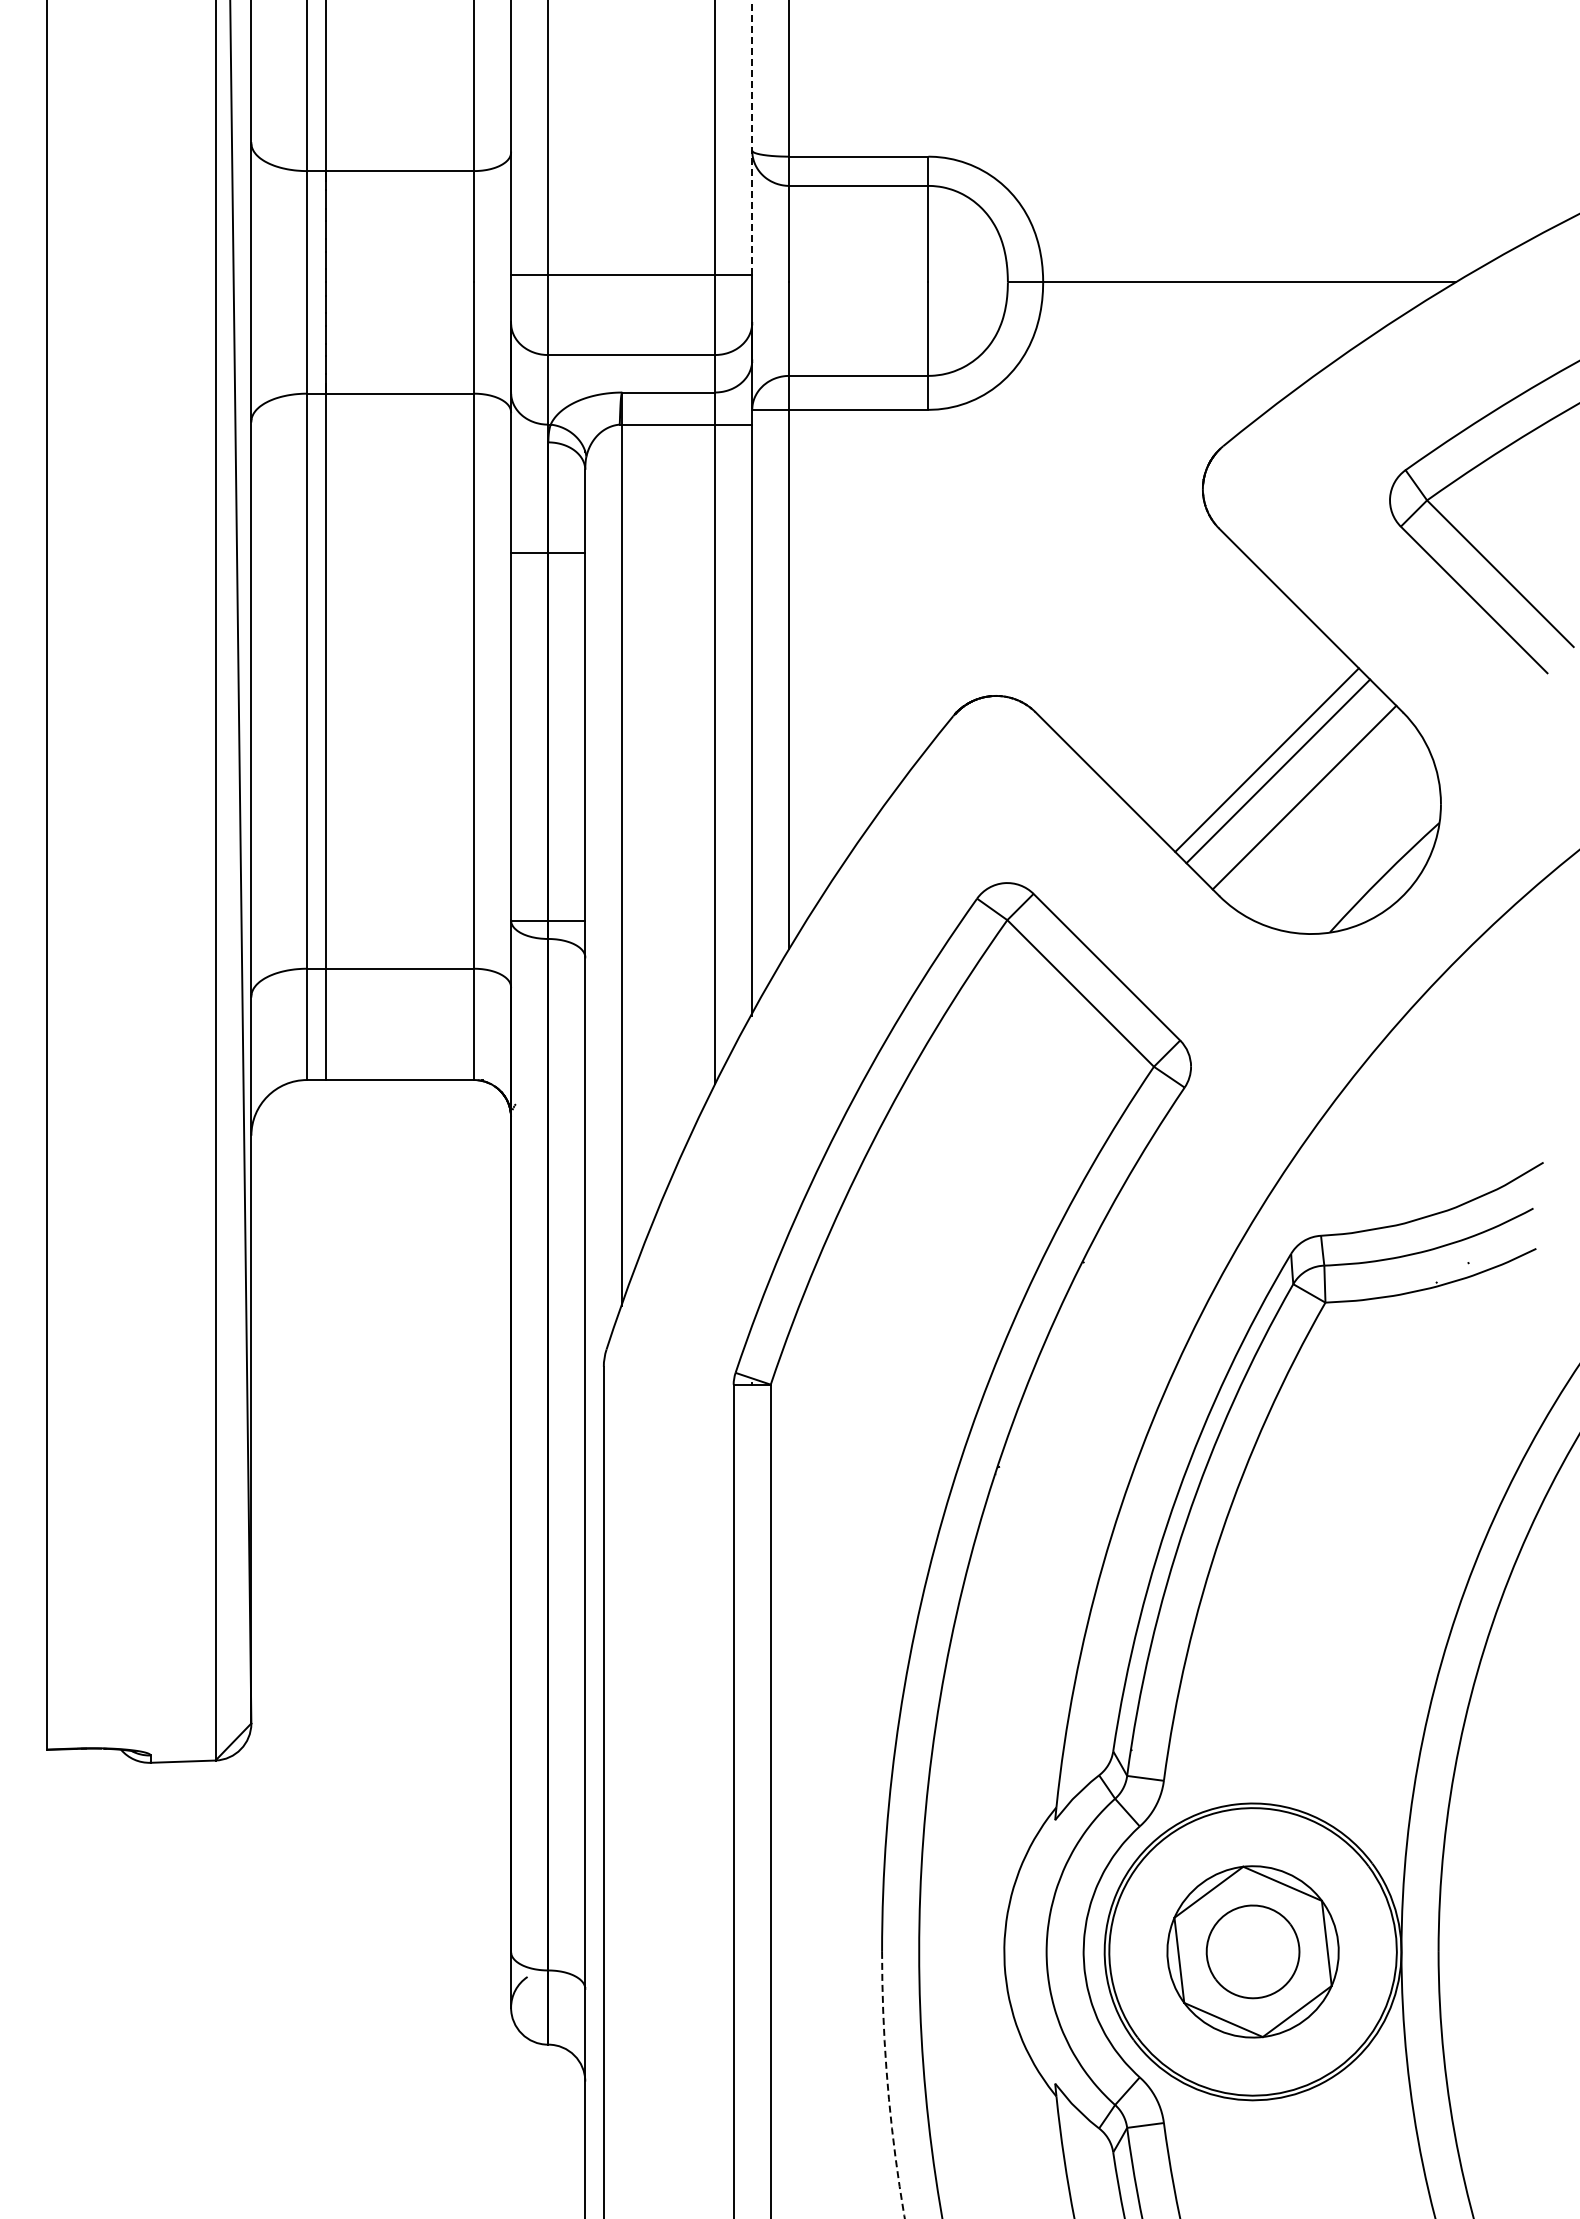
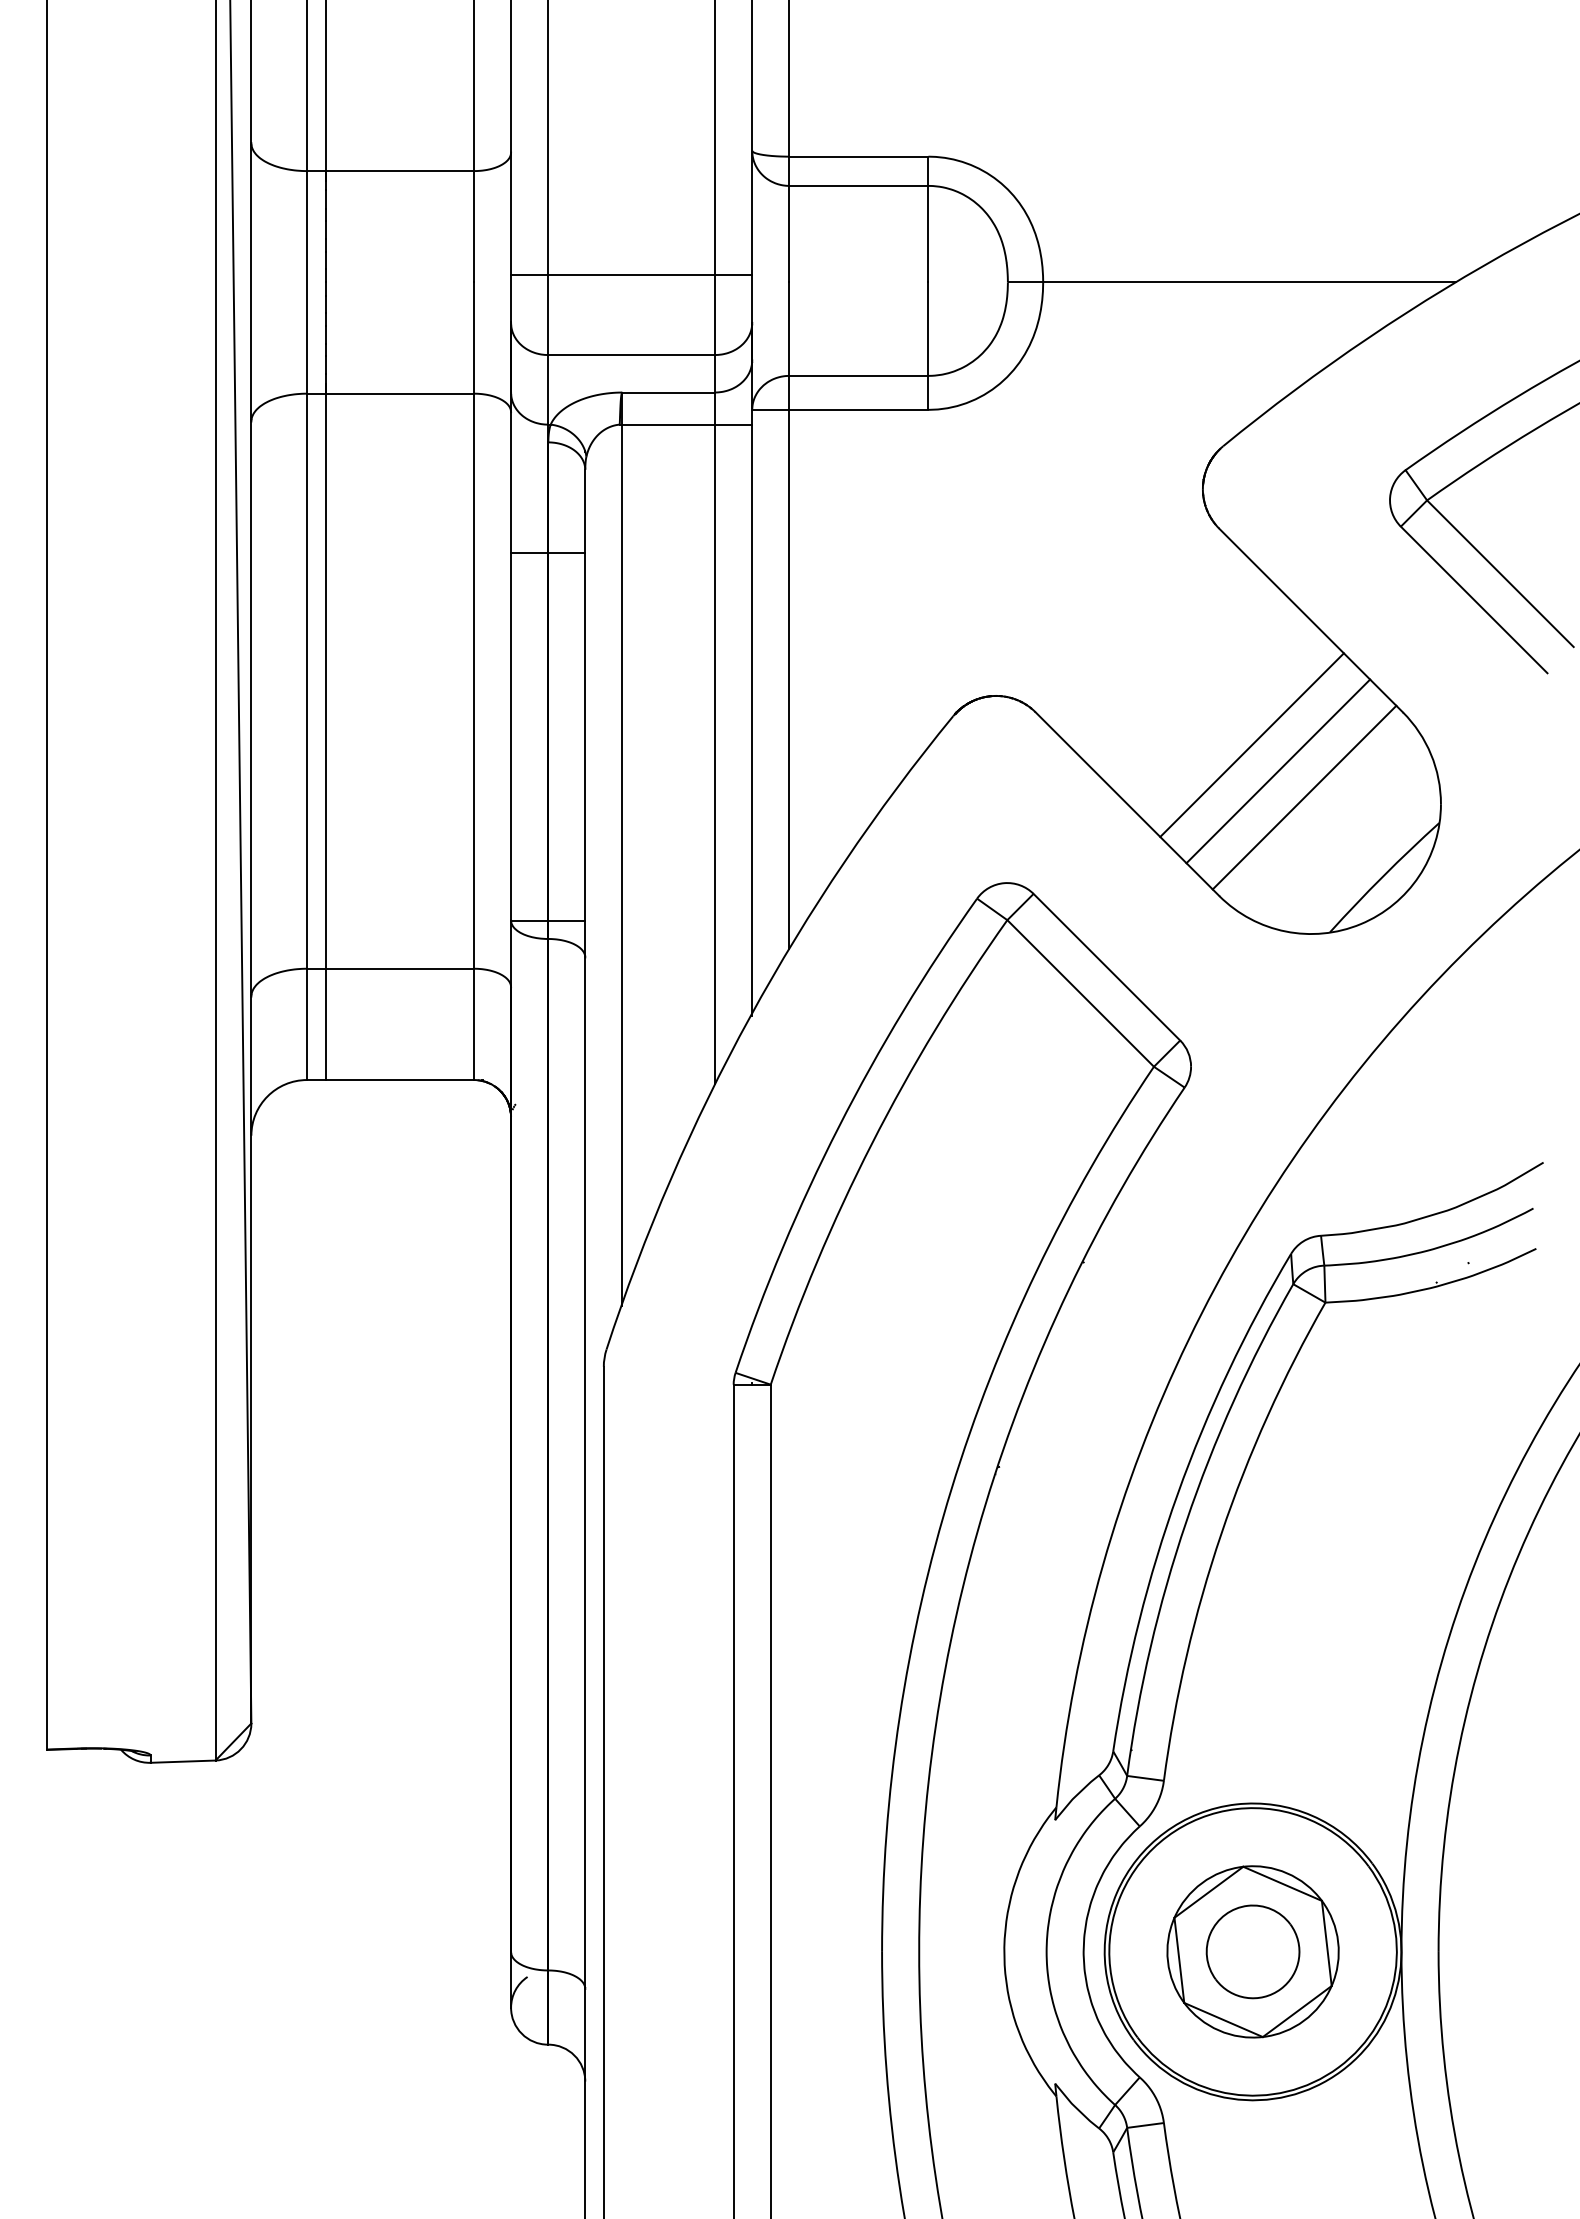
line: dashed -> solid (752, 137)
line position: (1266, 759) -> (1251, 744) (1251, 744)
arc: dashed -> solid (887, 2086)
